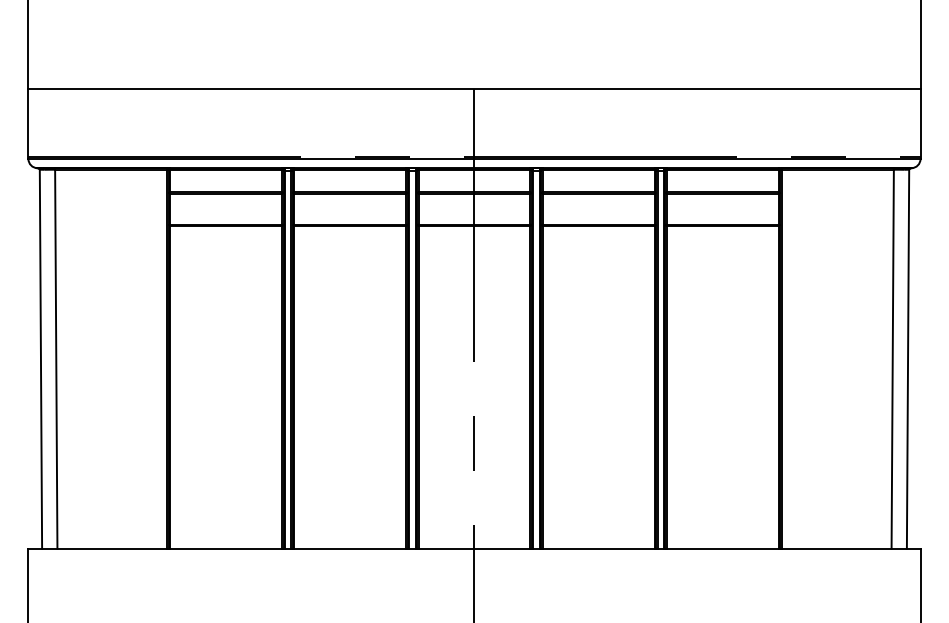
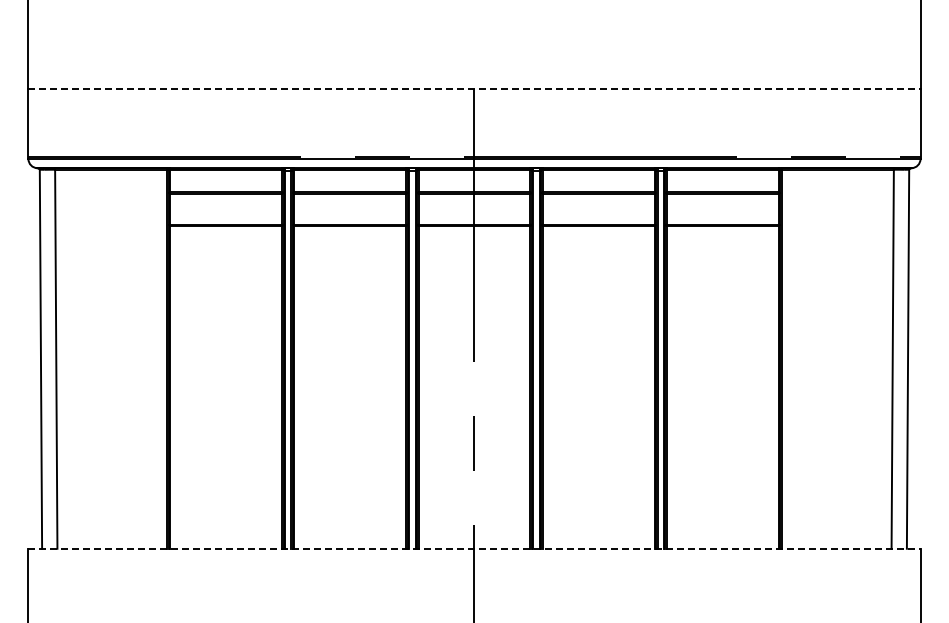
line: solid -> dashed (474, 89)
line: solid -> dashed (474, 548)
